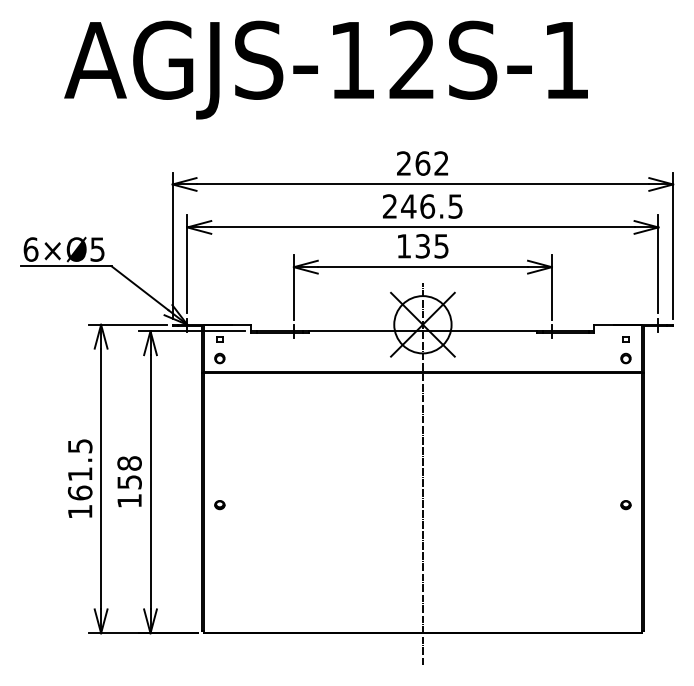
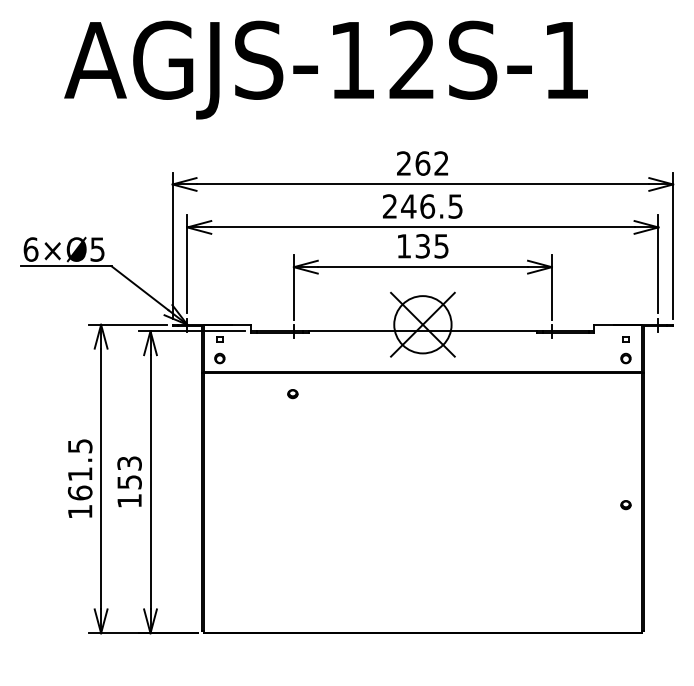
text: 158 -> 153 (129, 463)
line: present -> none (422, 474)
part position: (219, 505) -> (292, 394) (292, 394)
